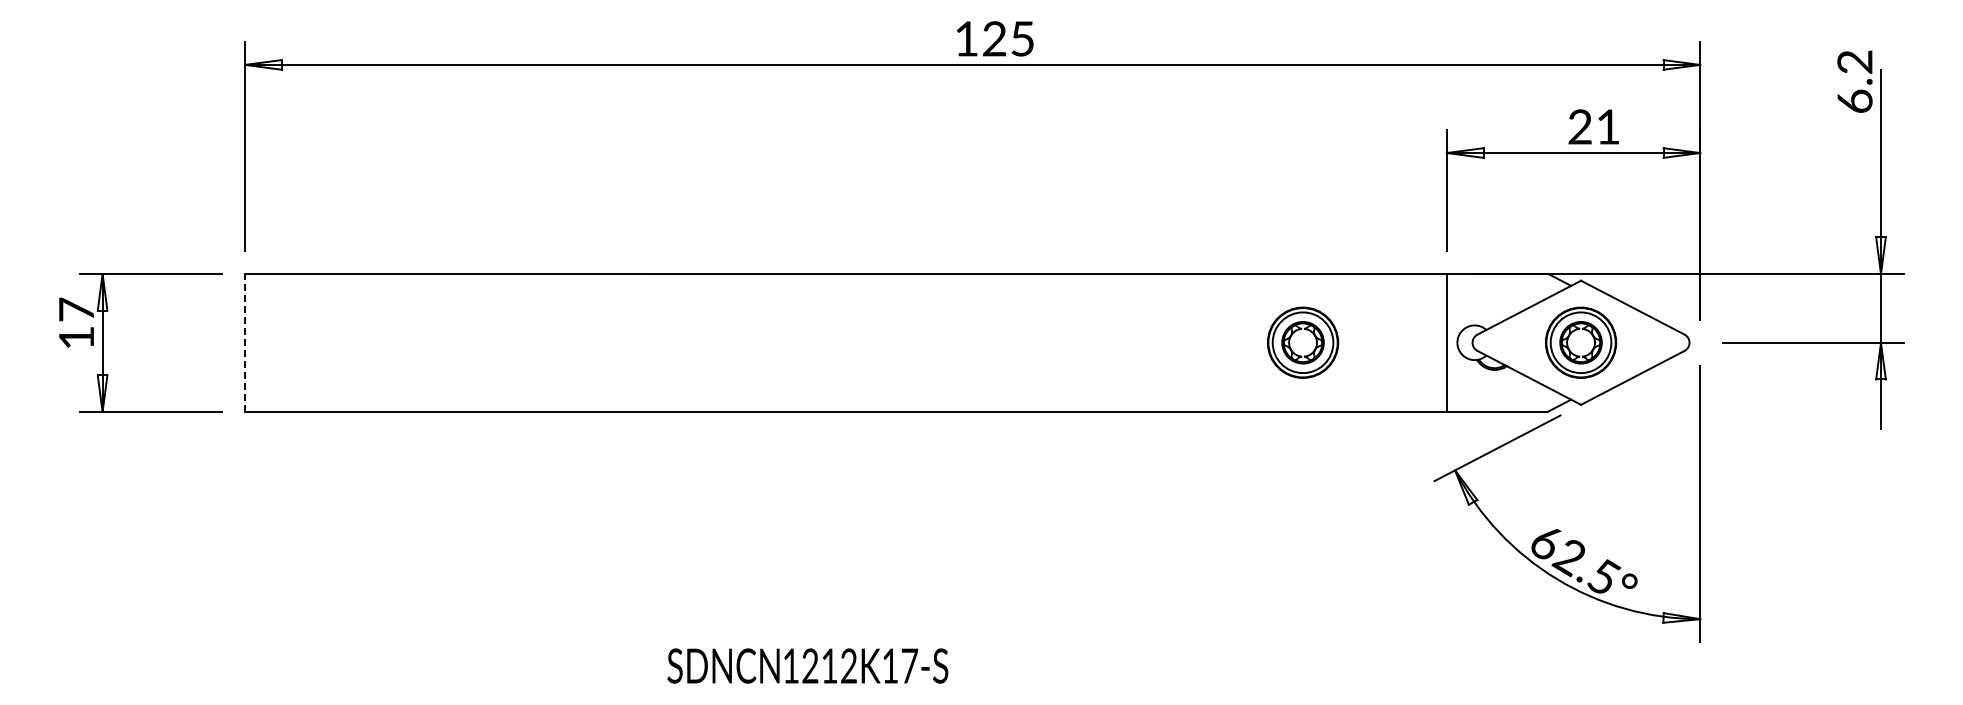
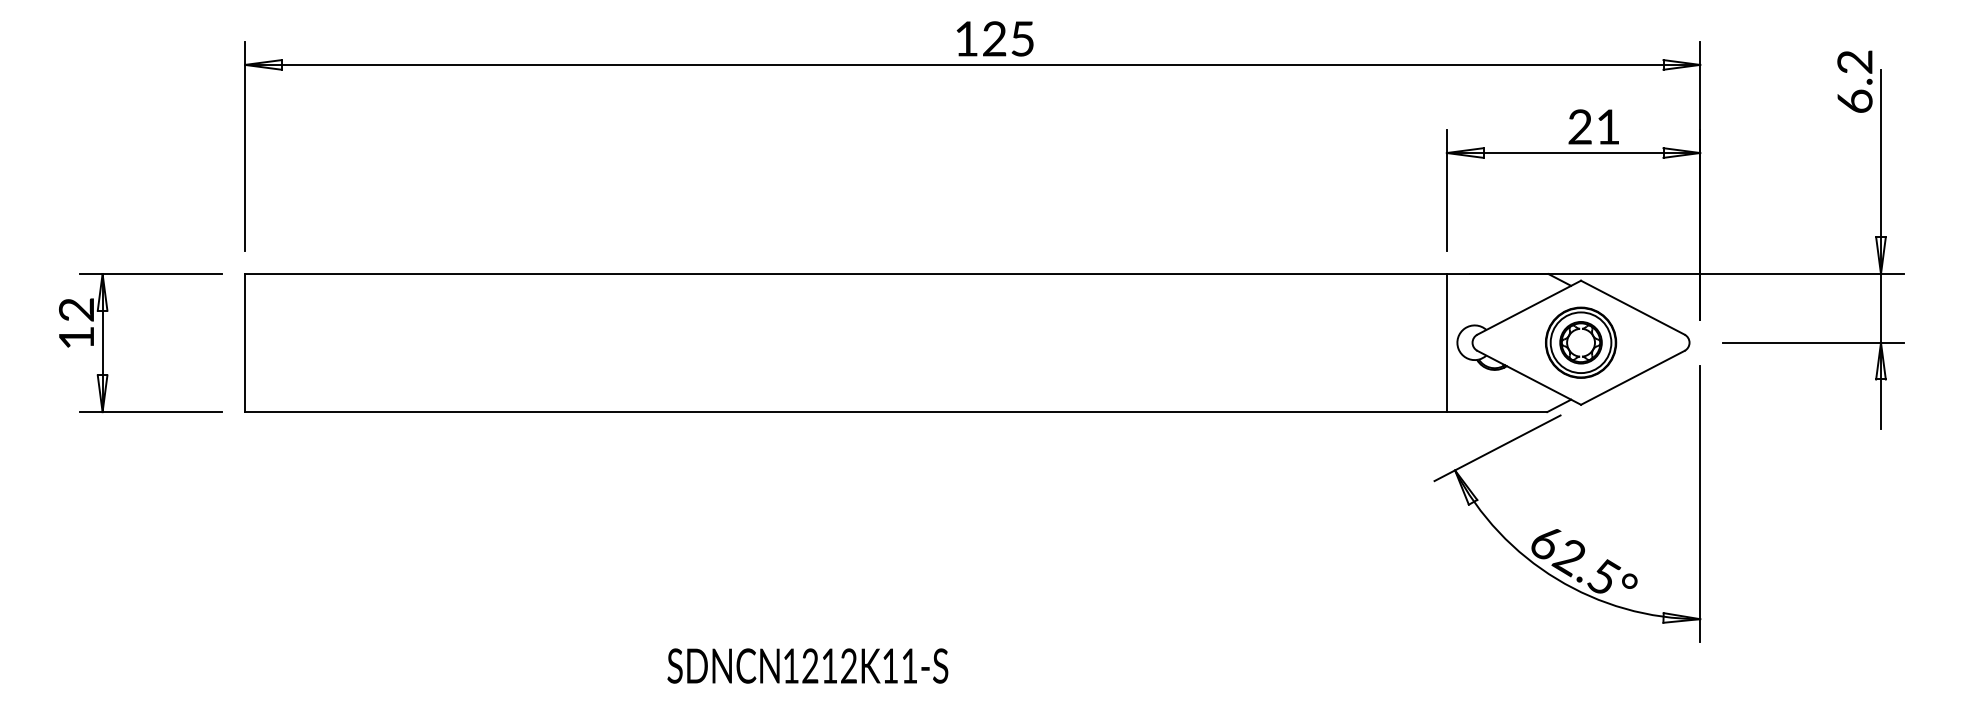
text: 17 -> 12 (76, 309)
line: dashed -> solid (245, 342)
part: present -> none (1303, 342)
text: 1212K17-S -> 1212K11-S (909, 665)
